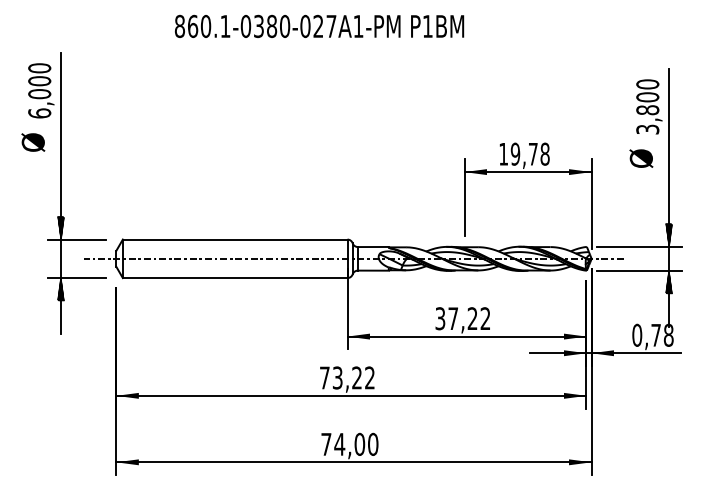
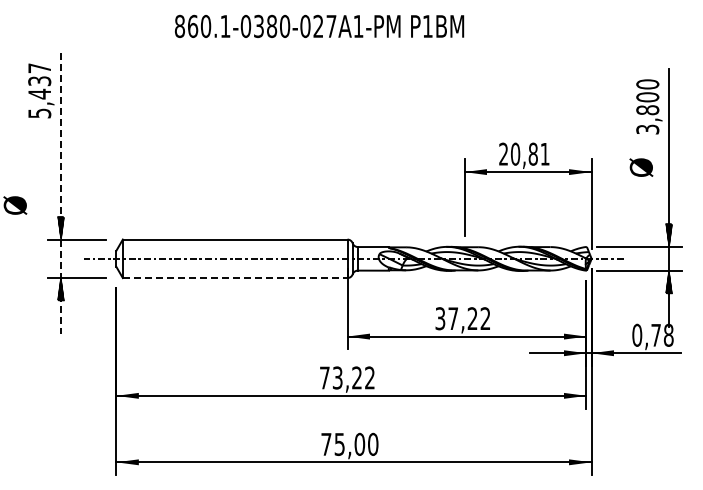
text: 6,000 -> 5,437 (39, 90)
text position: (33, 142) -> (15, 205) (15, 205)
text: 19,78 -> 20,81 (524, 153)
text position: (641, 158) -> (641, 167) (641, 167)
line: solid -> dashed (61, 193)
line: solid -> dashed (235, 278)
text: 74,00 -> 75,00 (339, 444)
